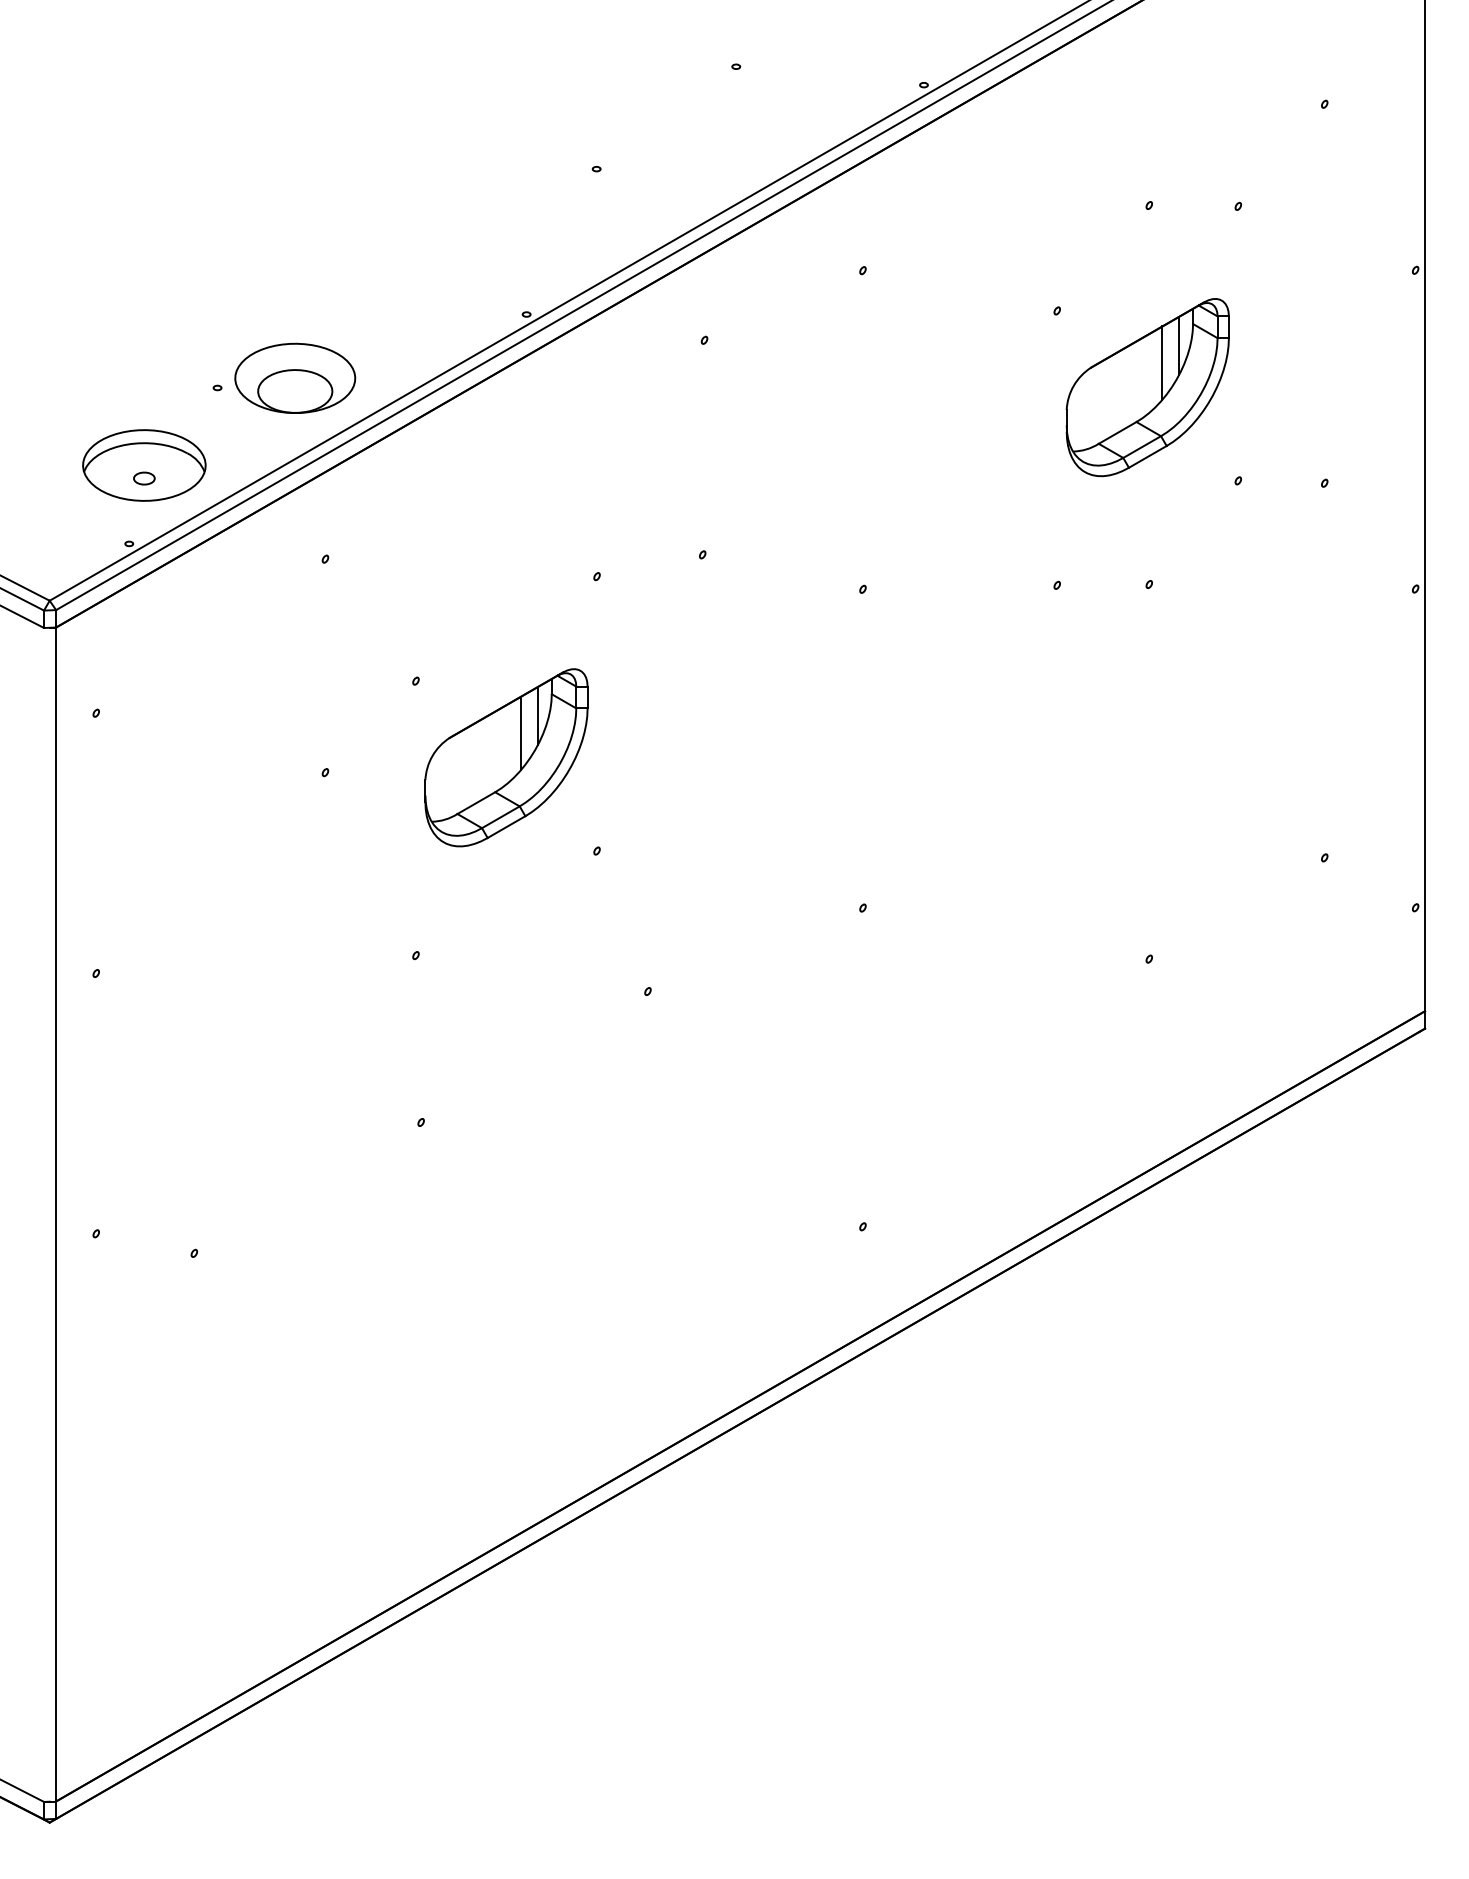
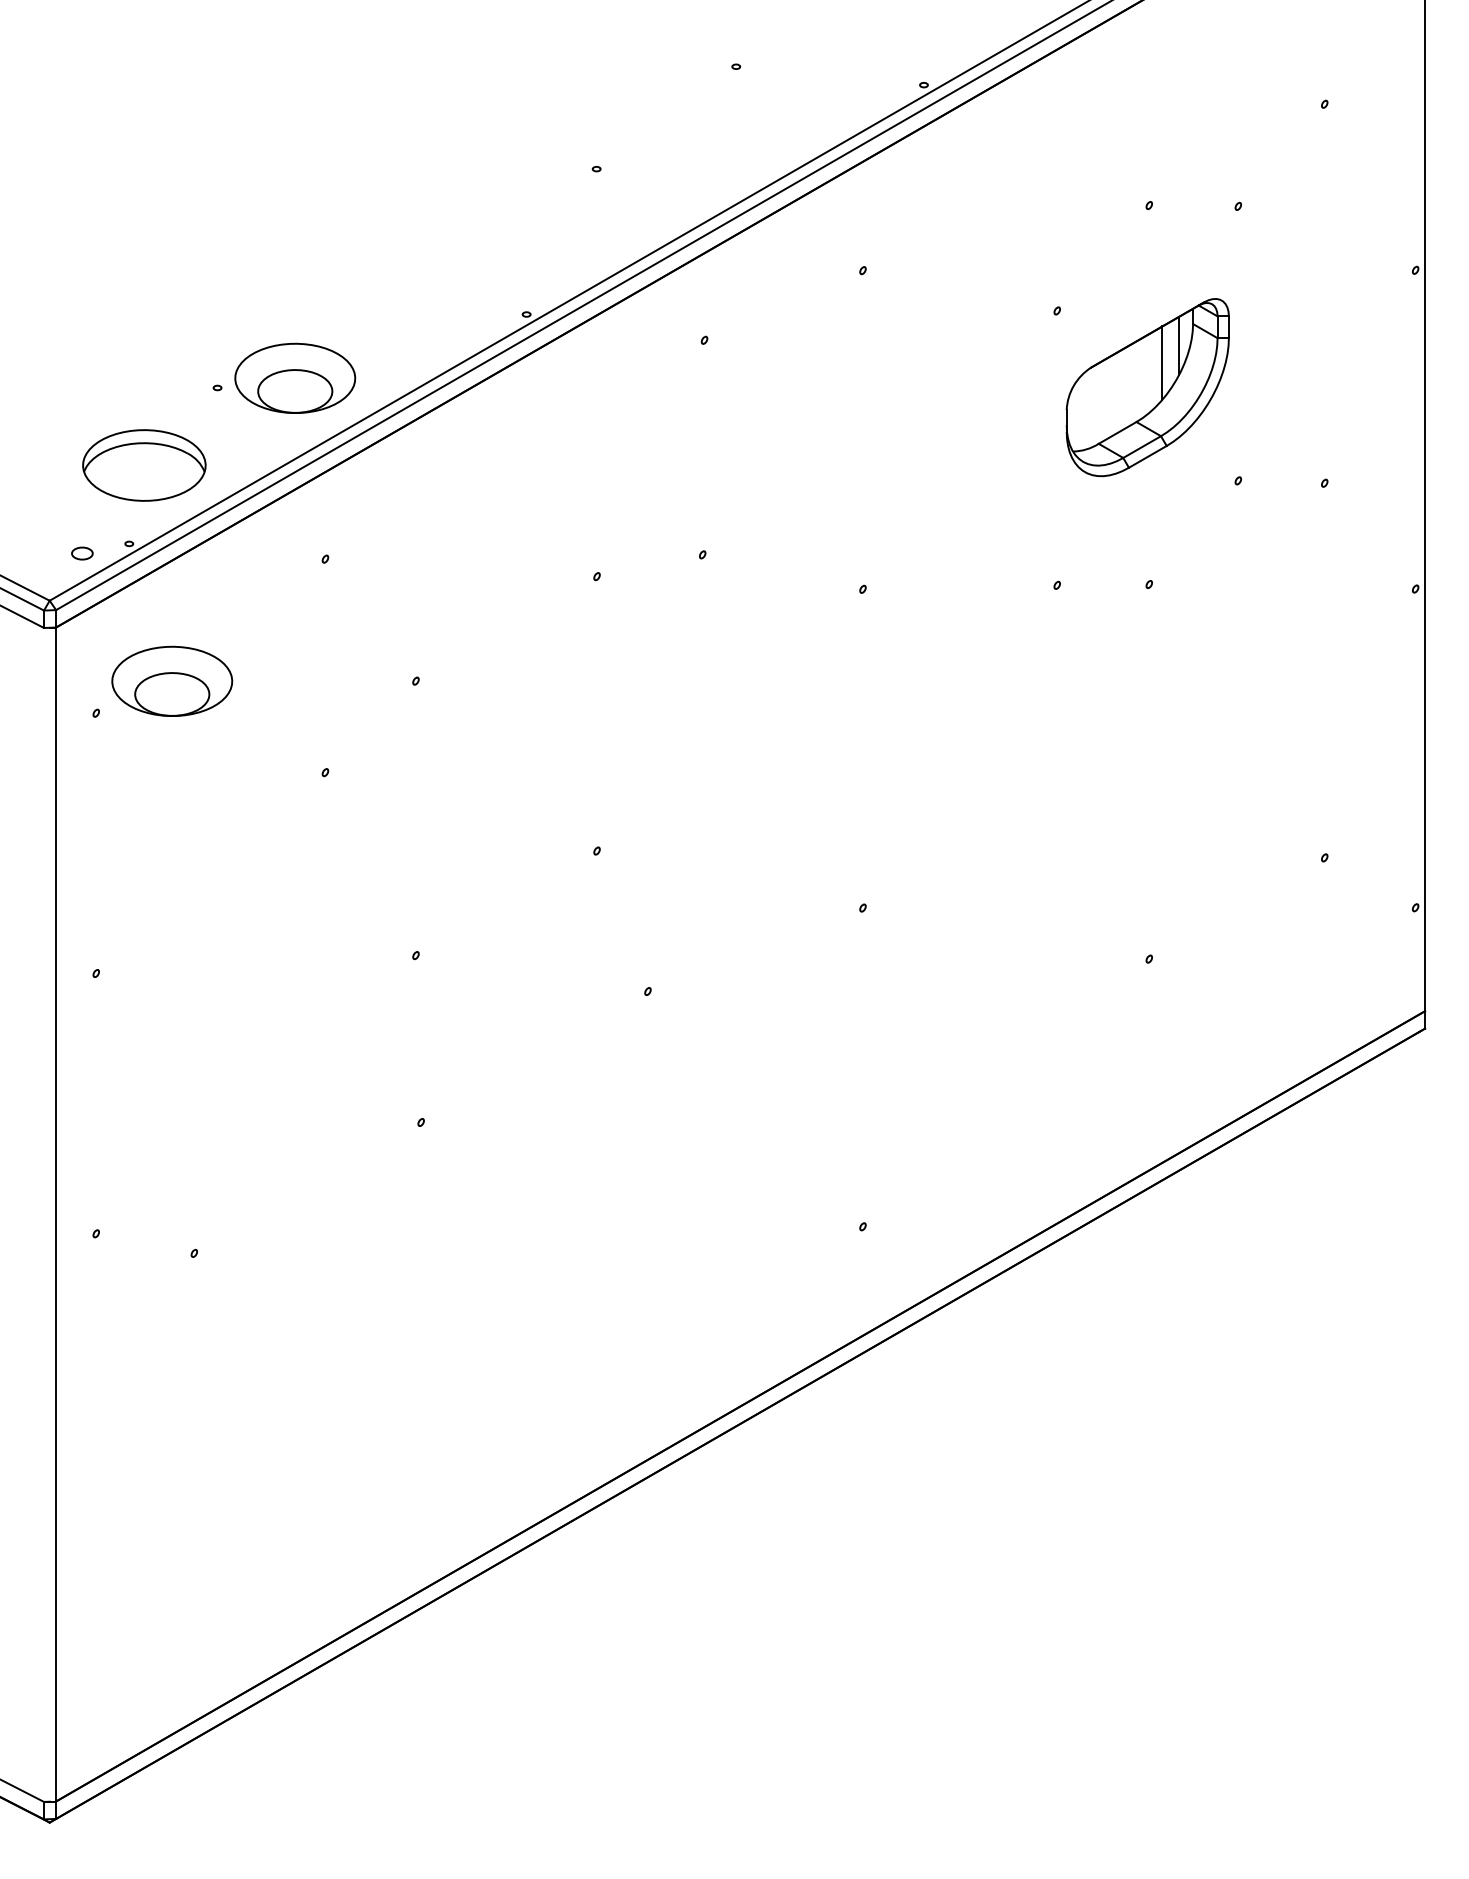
part position: (144, 478) -> (82, 553) (82, 553)
part: none -> present (172, 680)
part: present -> none (506, 757)
